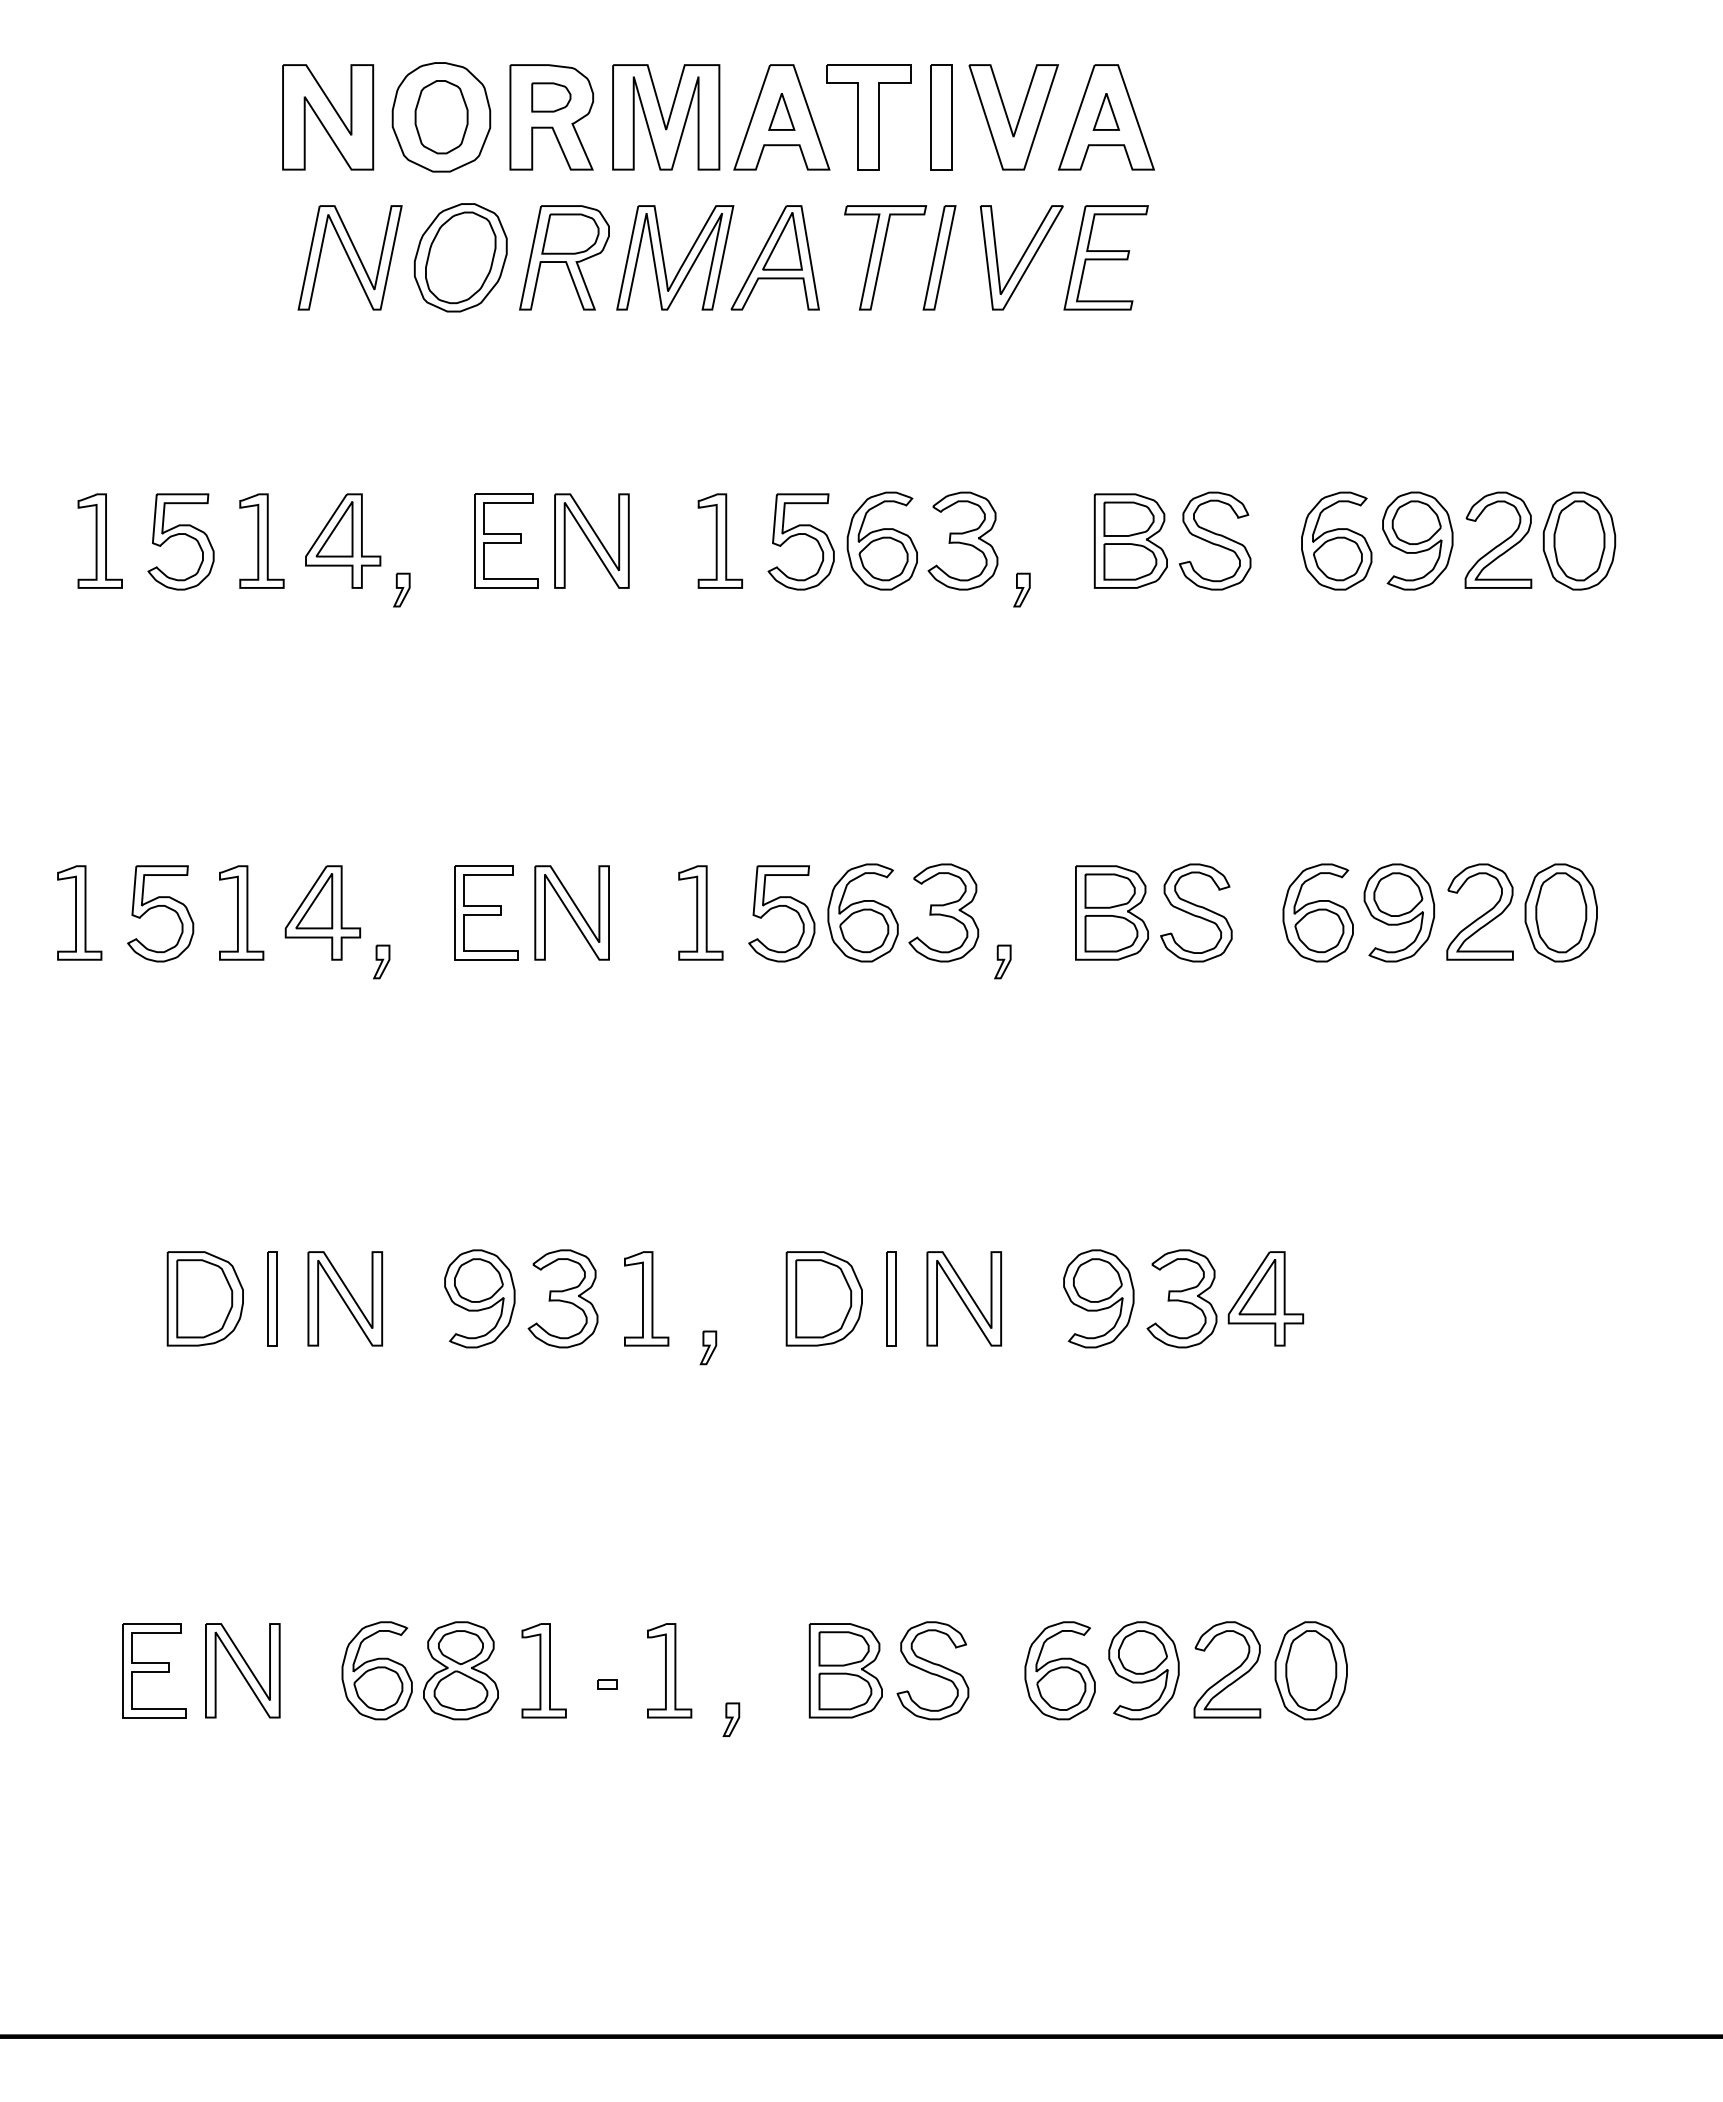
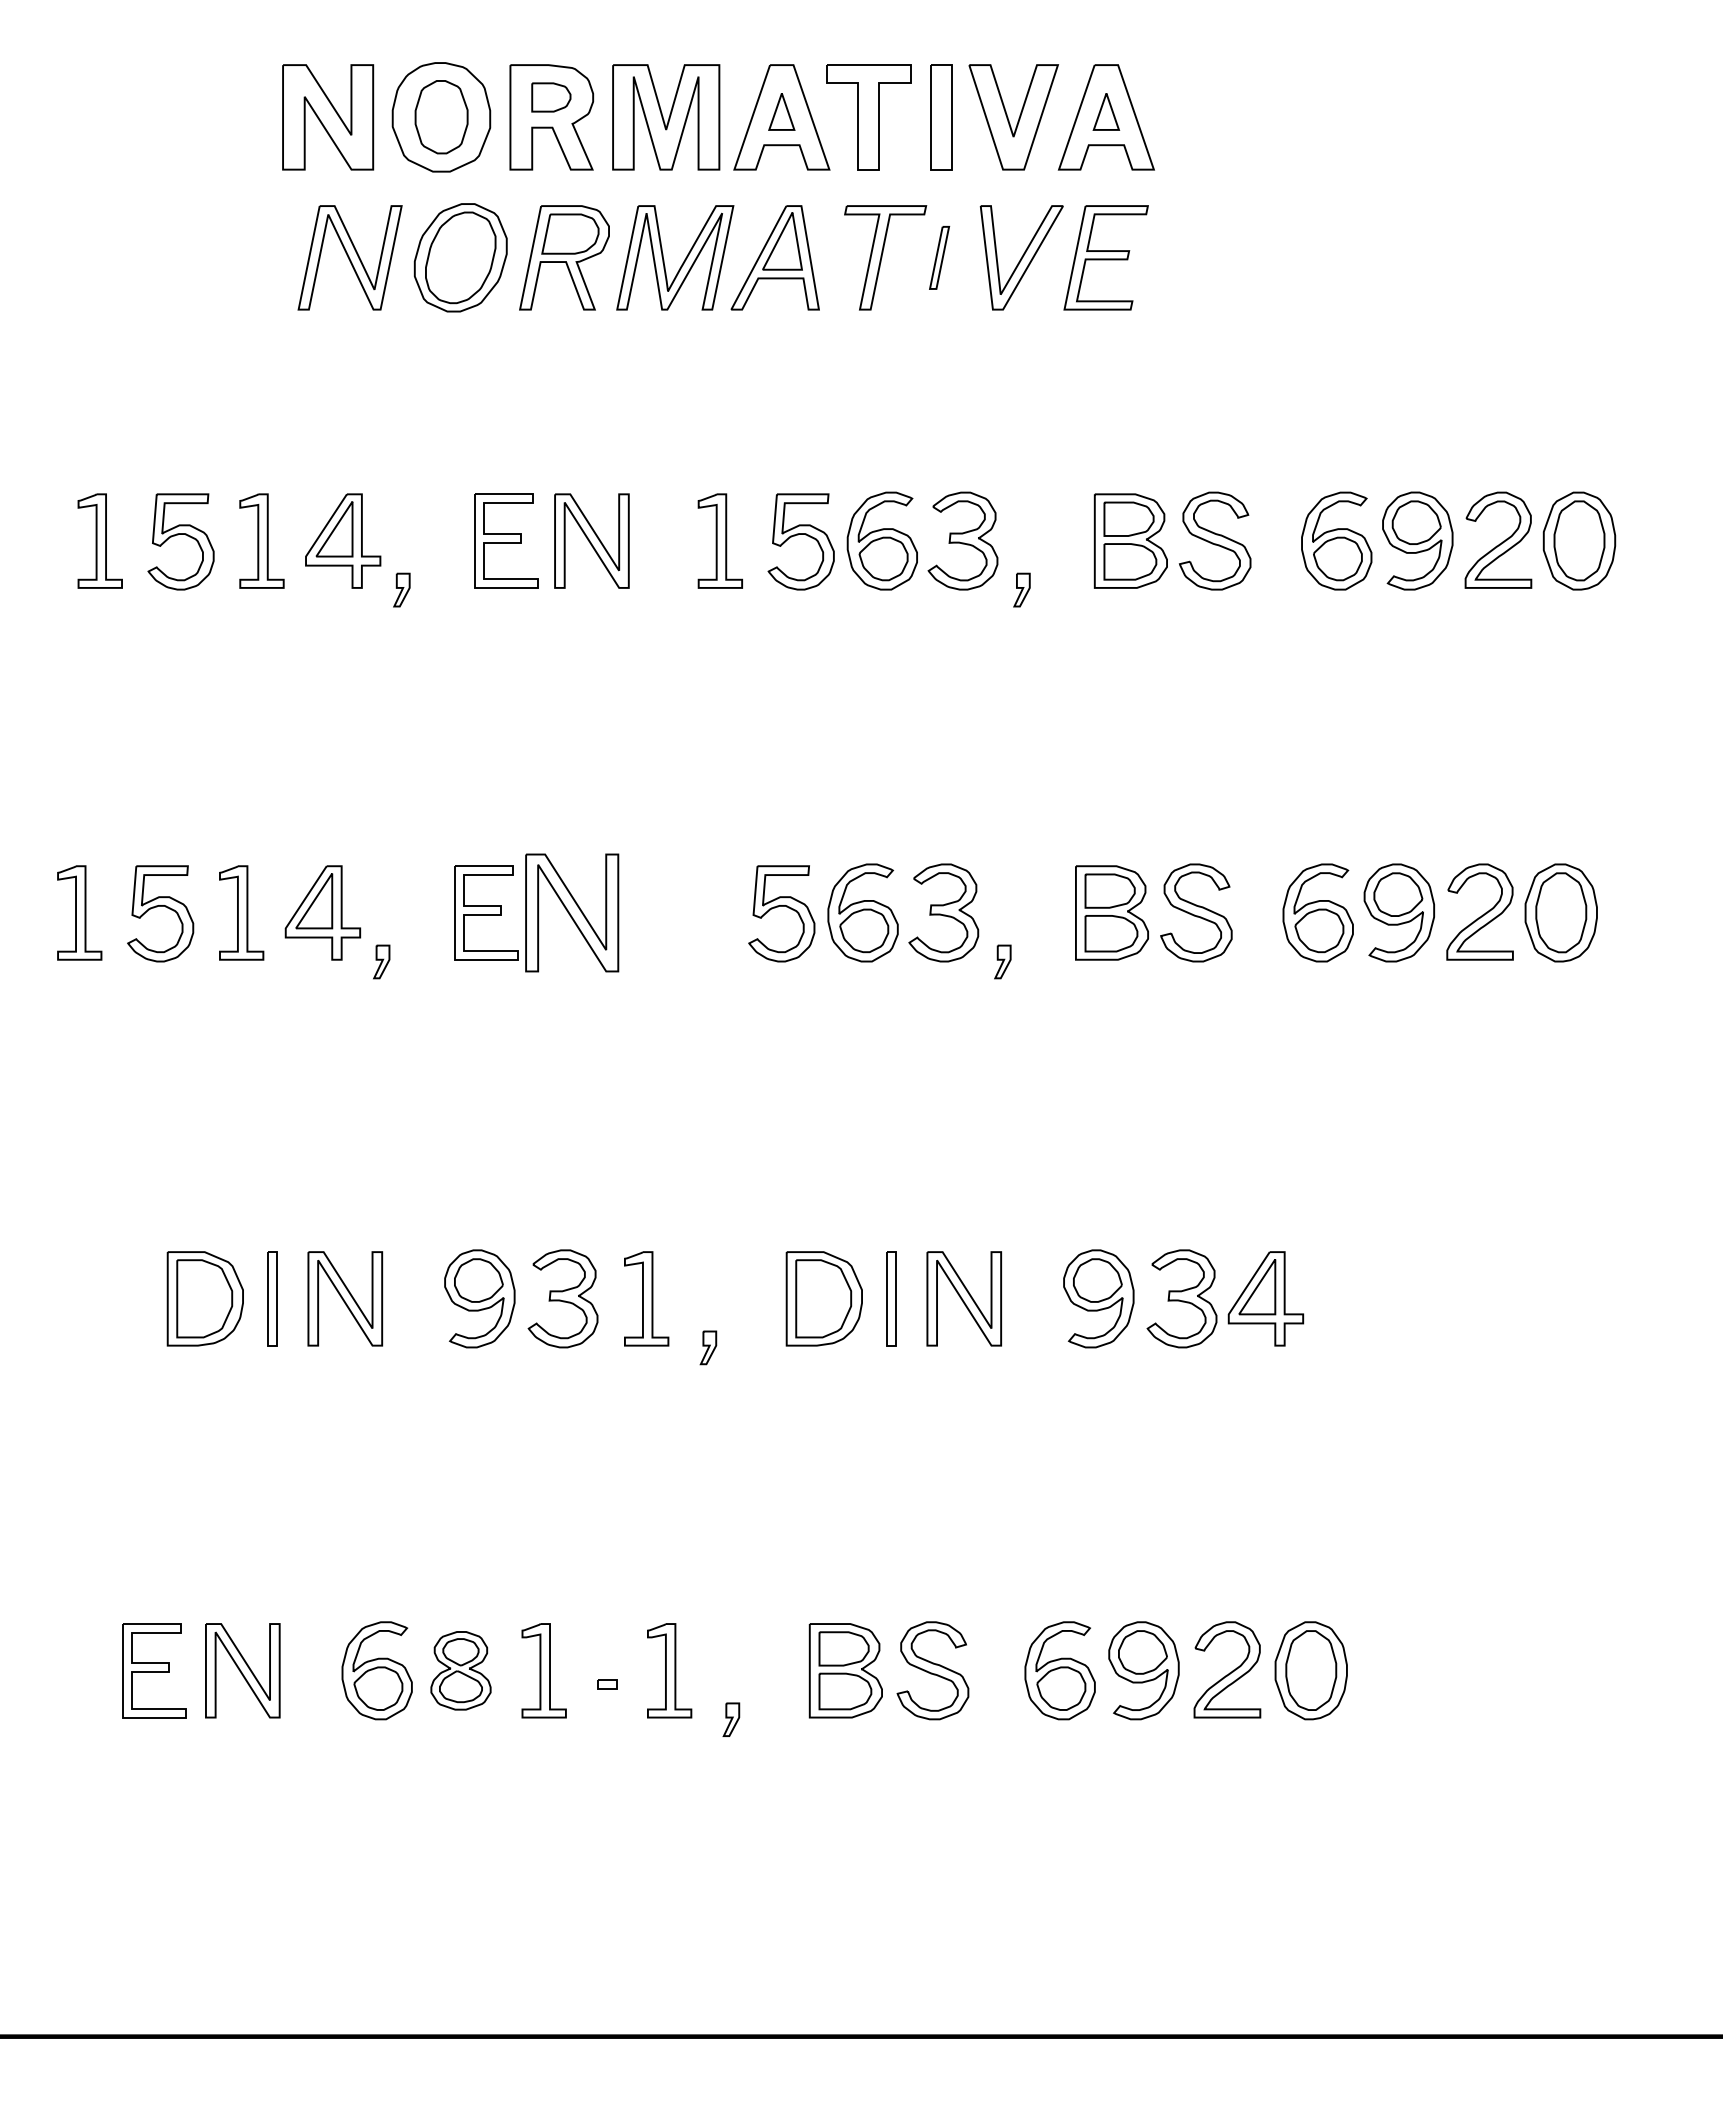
part size: 35x106 px -> 22x64 px (939, 257)
part size: 76x96 px -> 95x120 px (572, 912)
part: present -> none (700, 912)
part size: 76x100 px -> 62x80 px (460, 1670)
